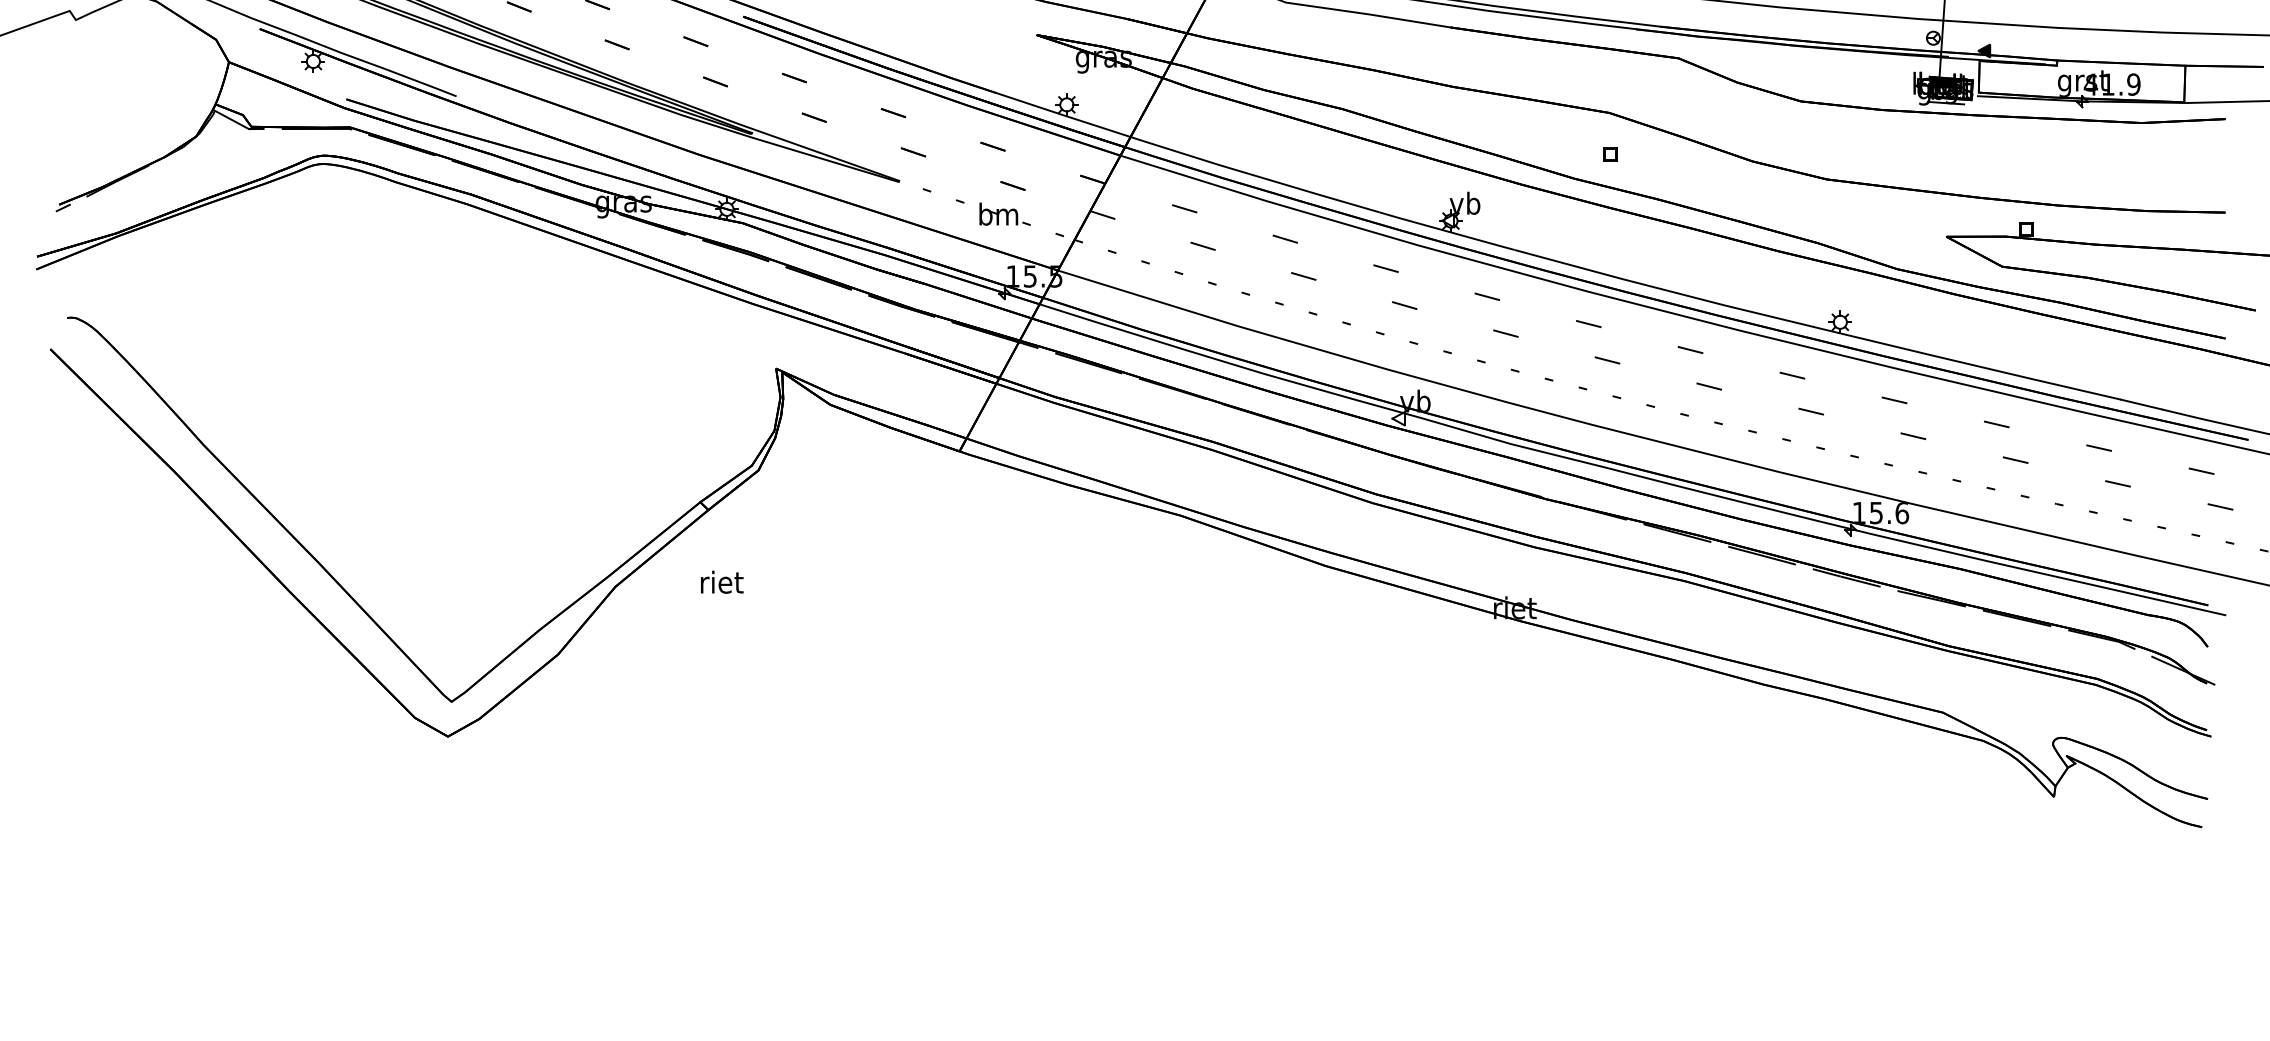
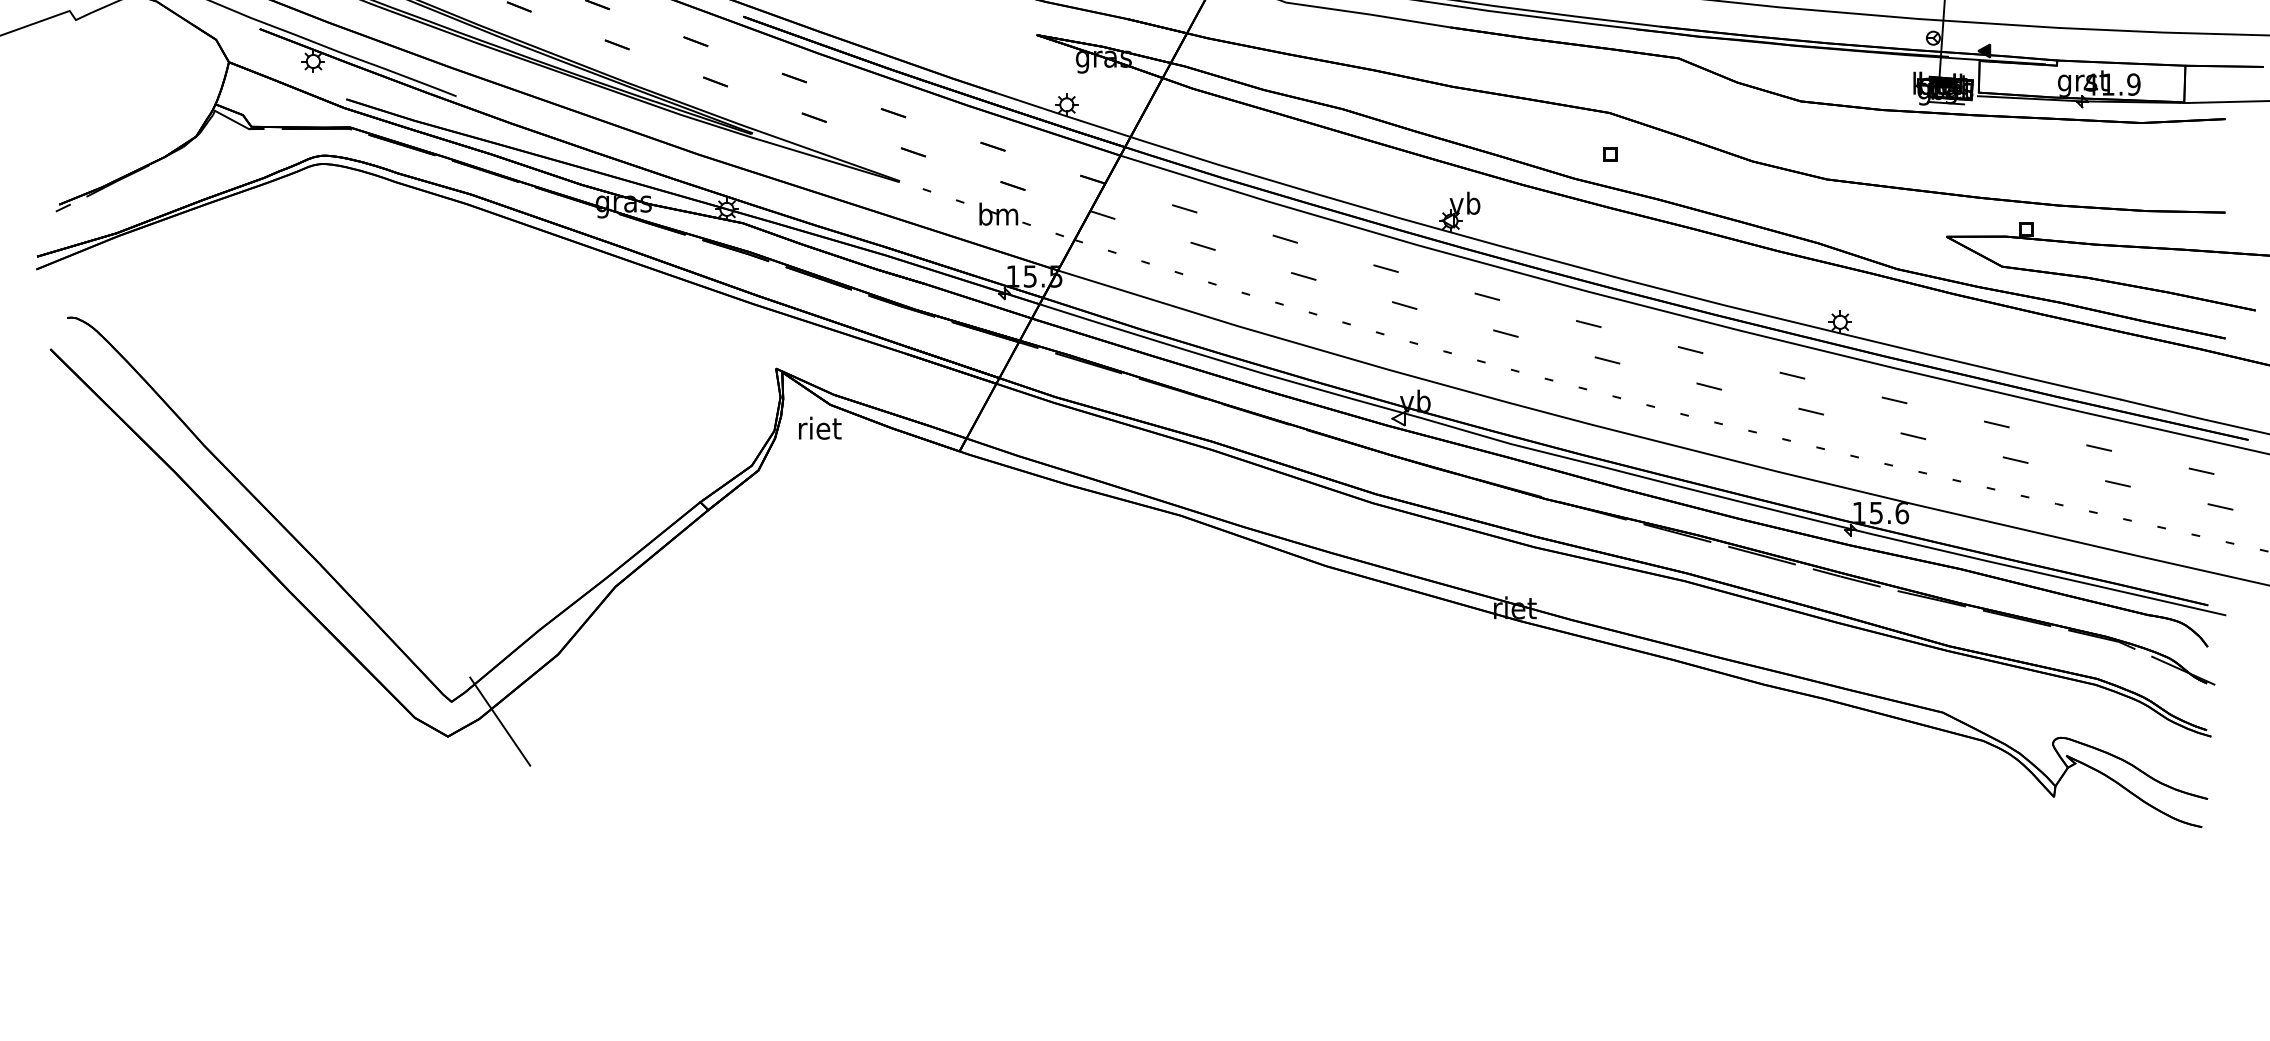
text position: (722, 581) -> (820, 427) (820, 427)
line: none -> present (500, 721)
